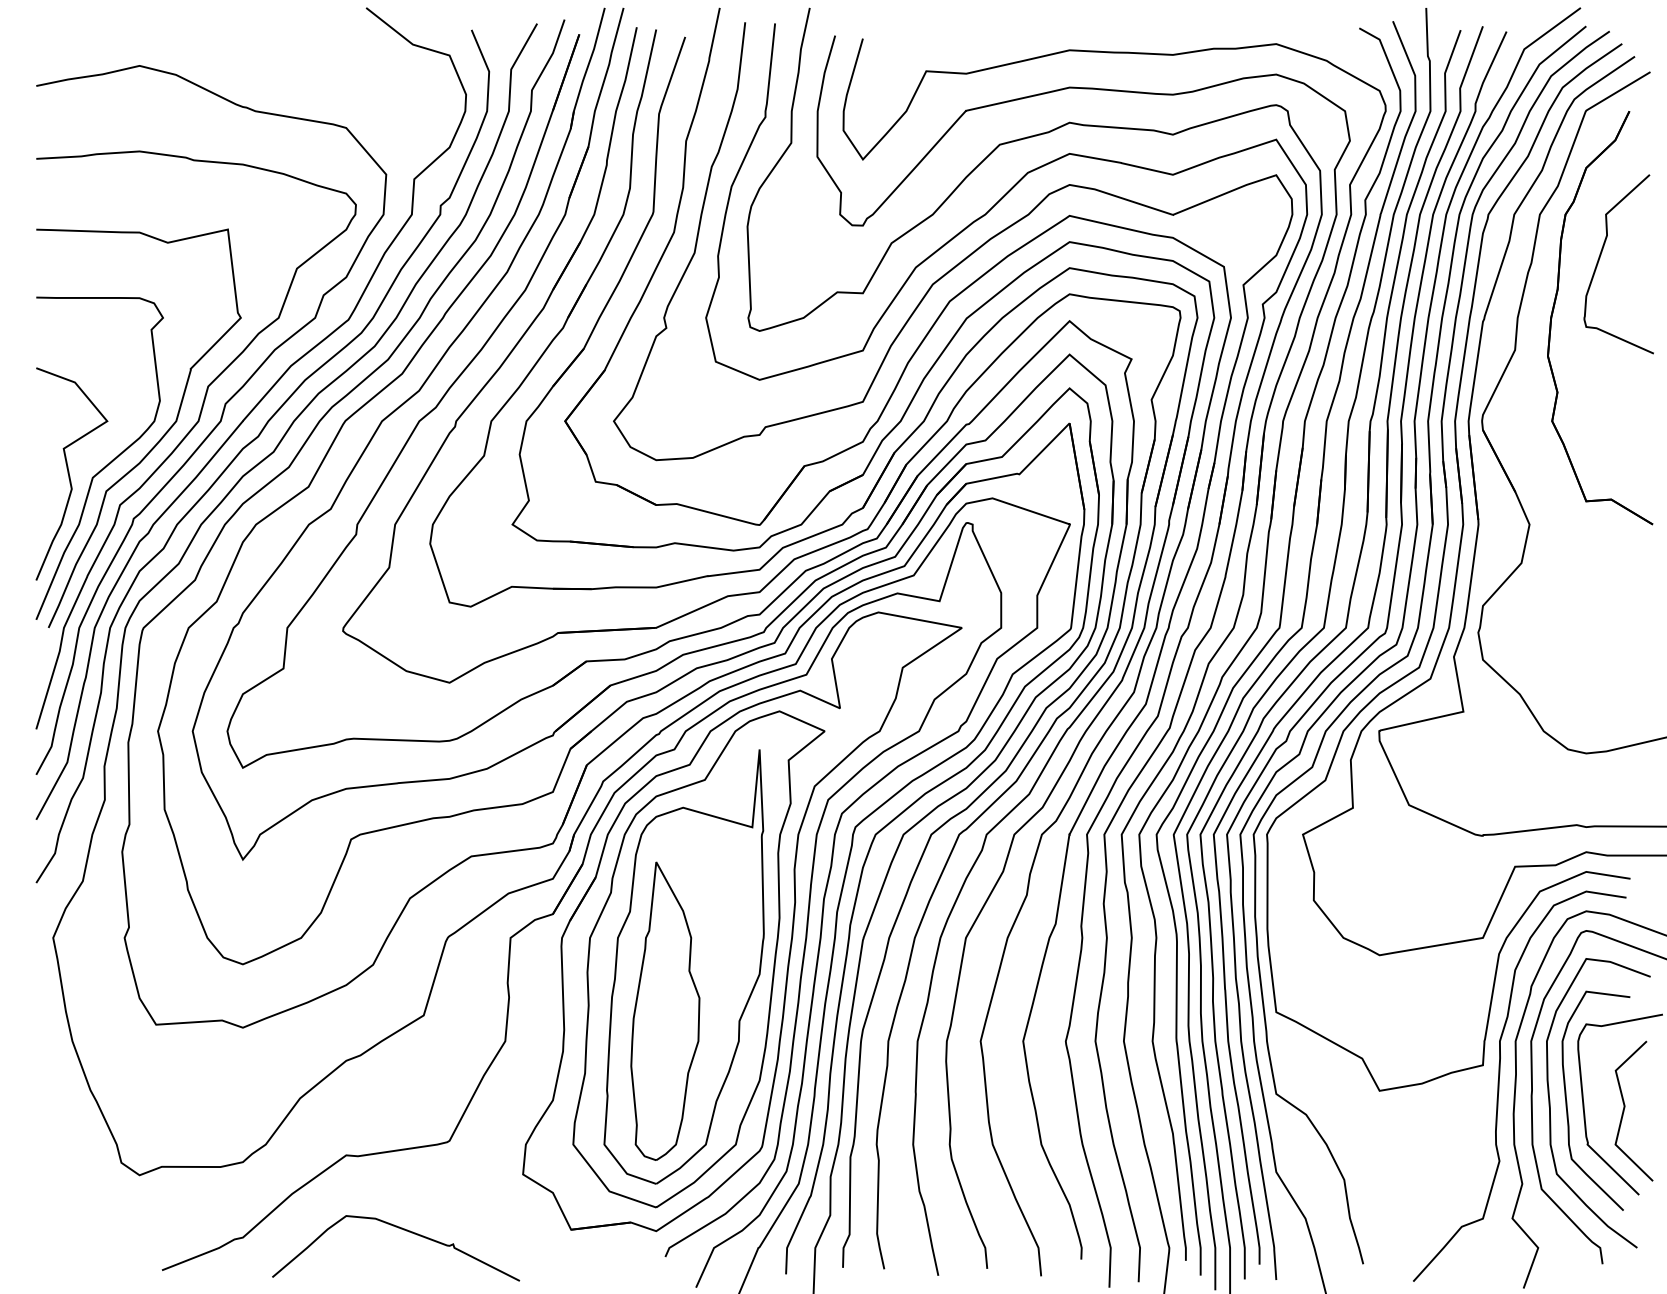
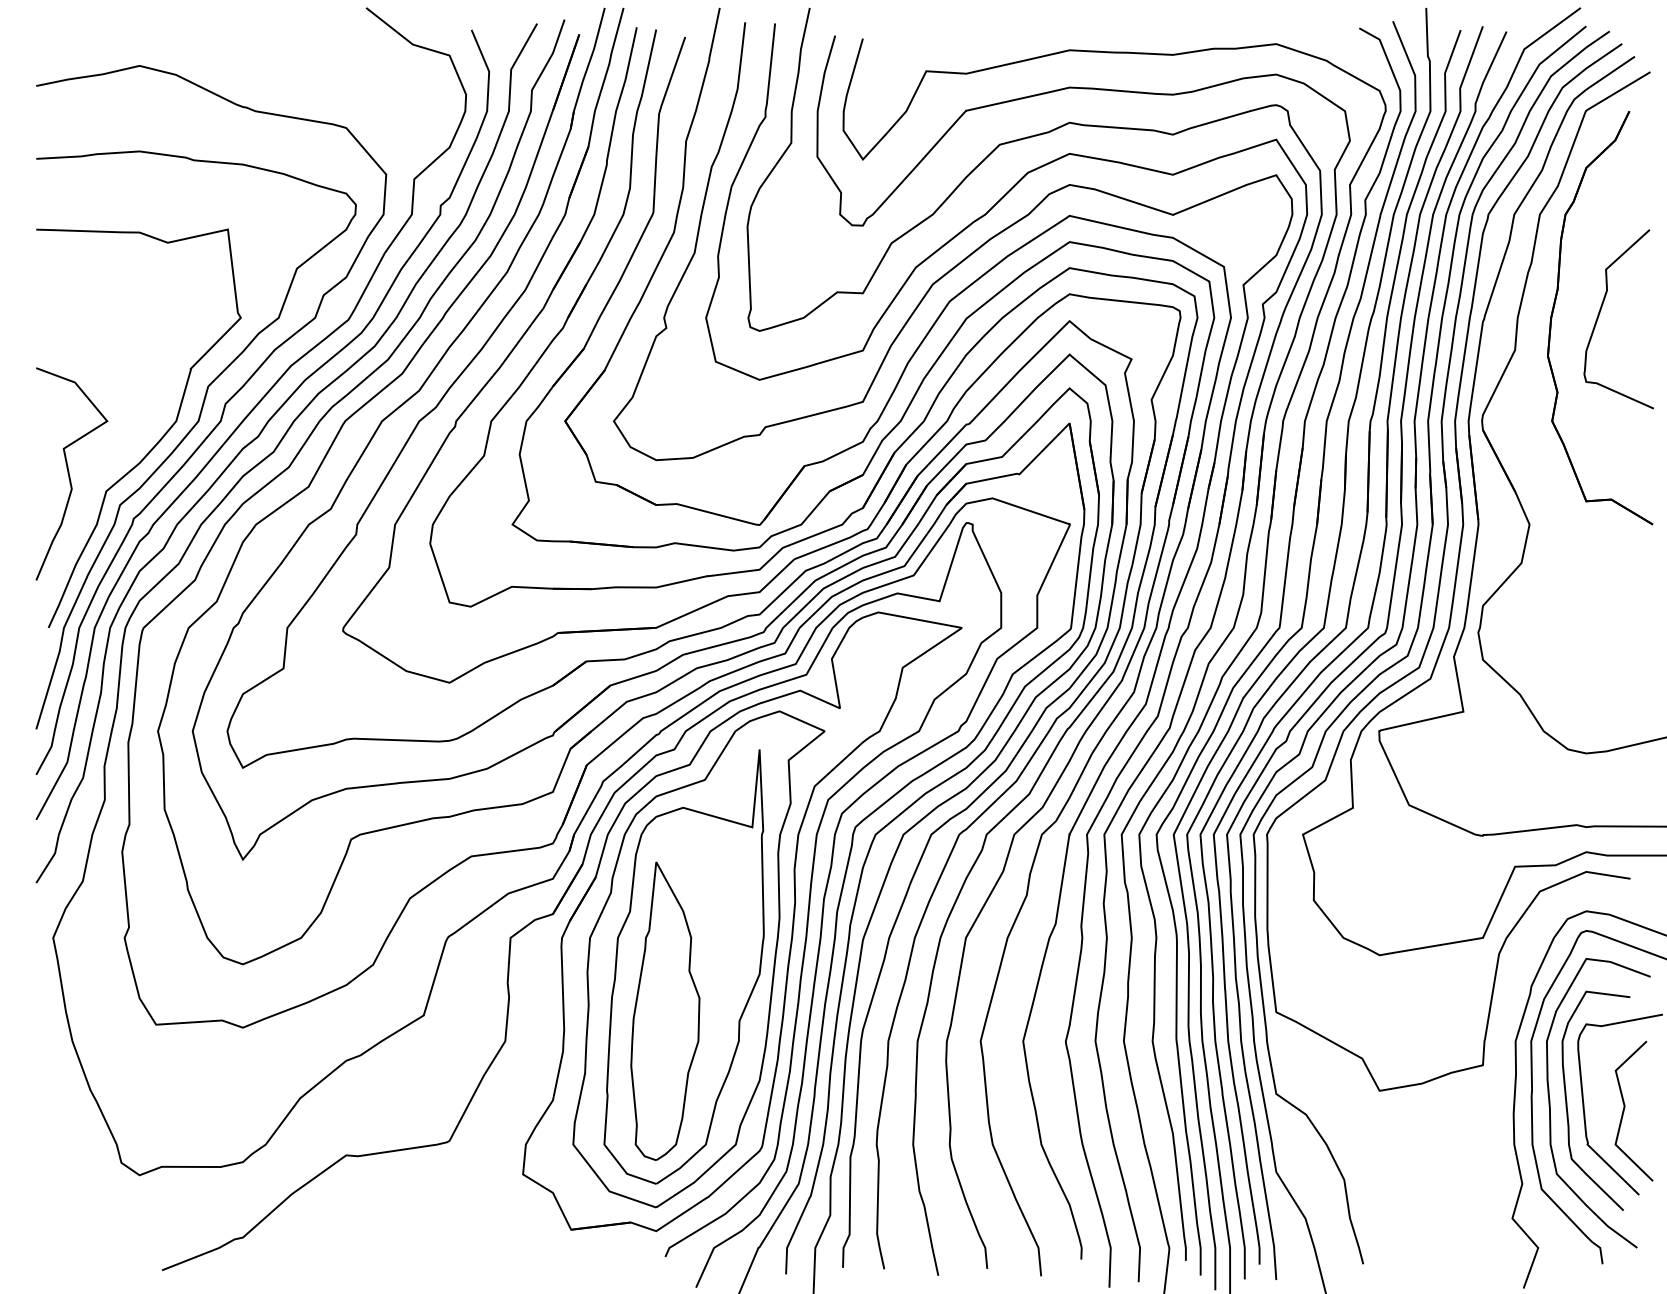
curve position: (1600, 258) -> (1600, 313) (1600, 313)
curve: present -> none (106, 464)
curve: present -> none (1499, 1085)
curve: present -> none (403, 1230)
